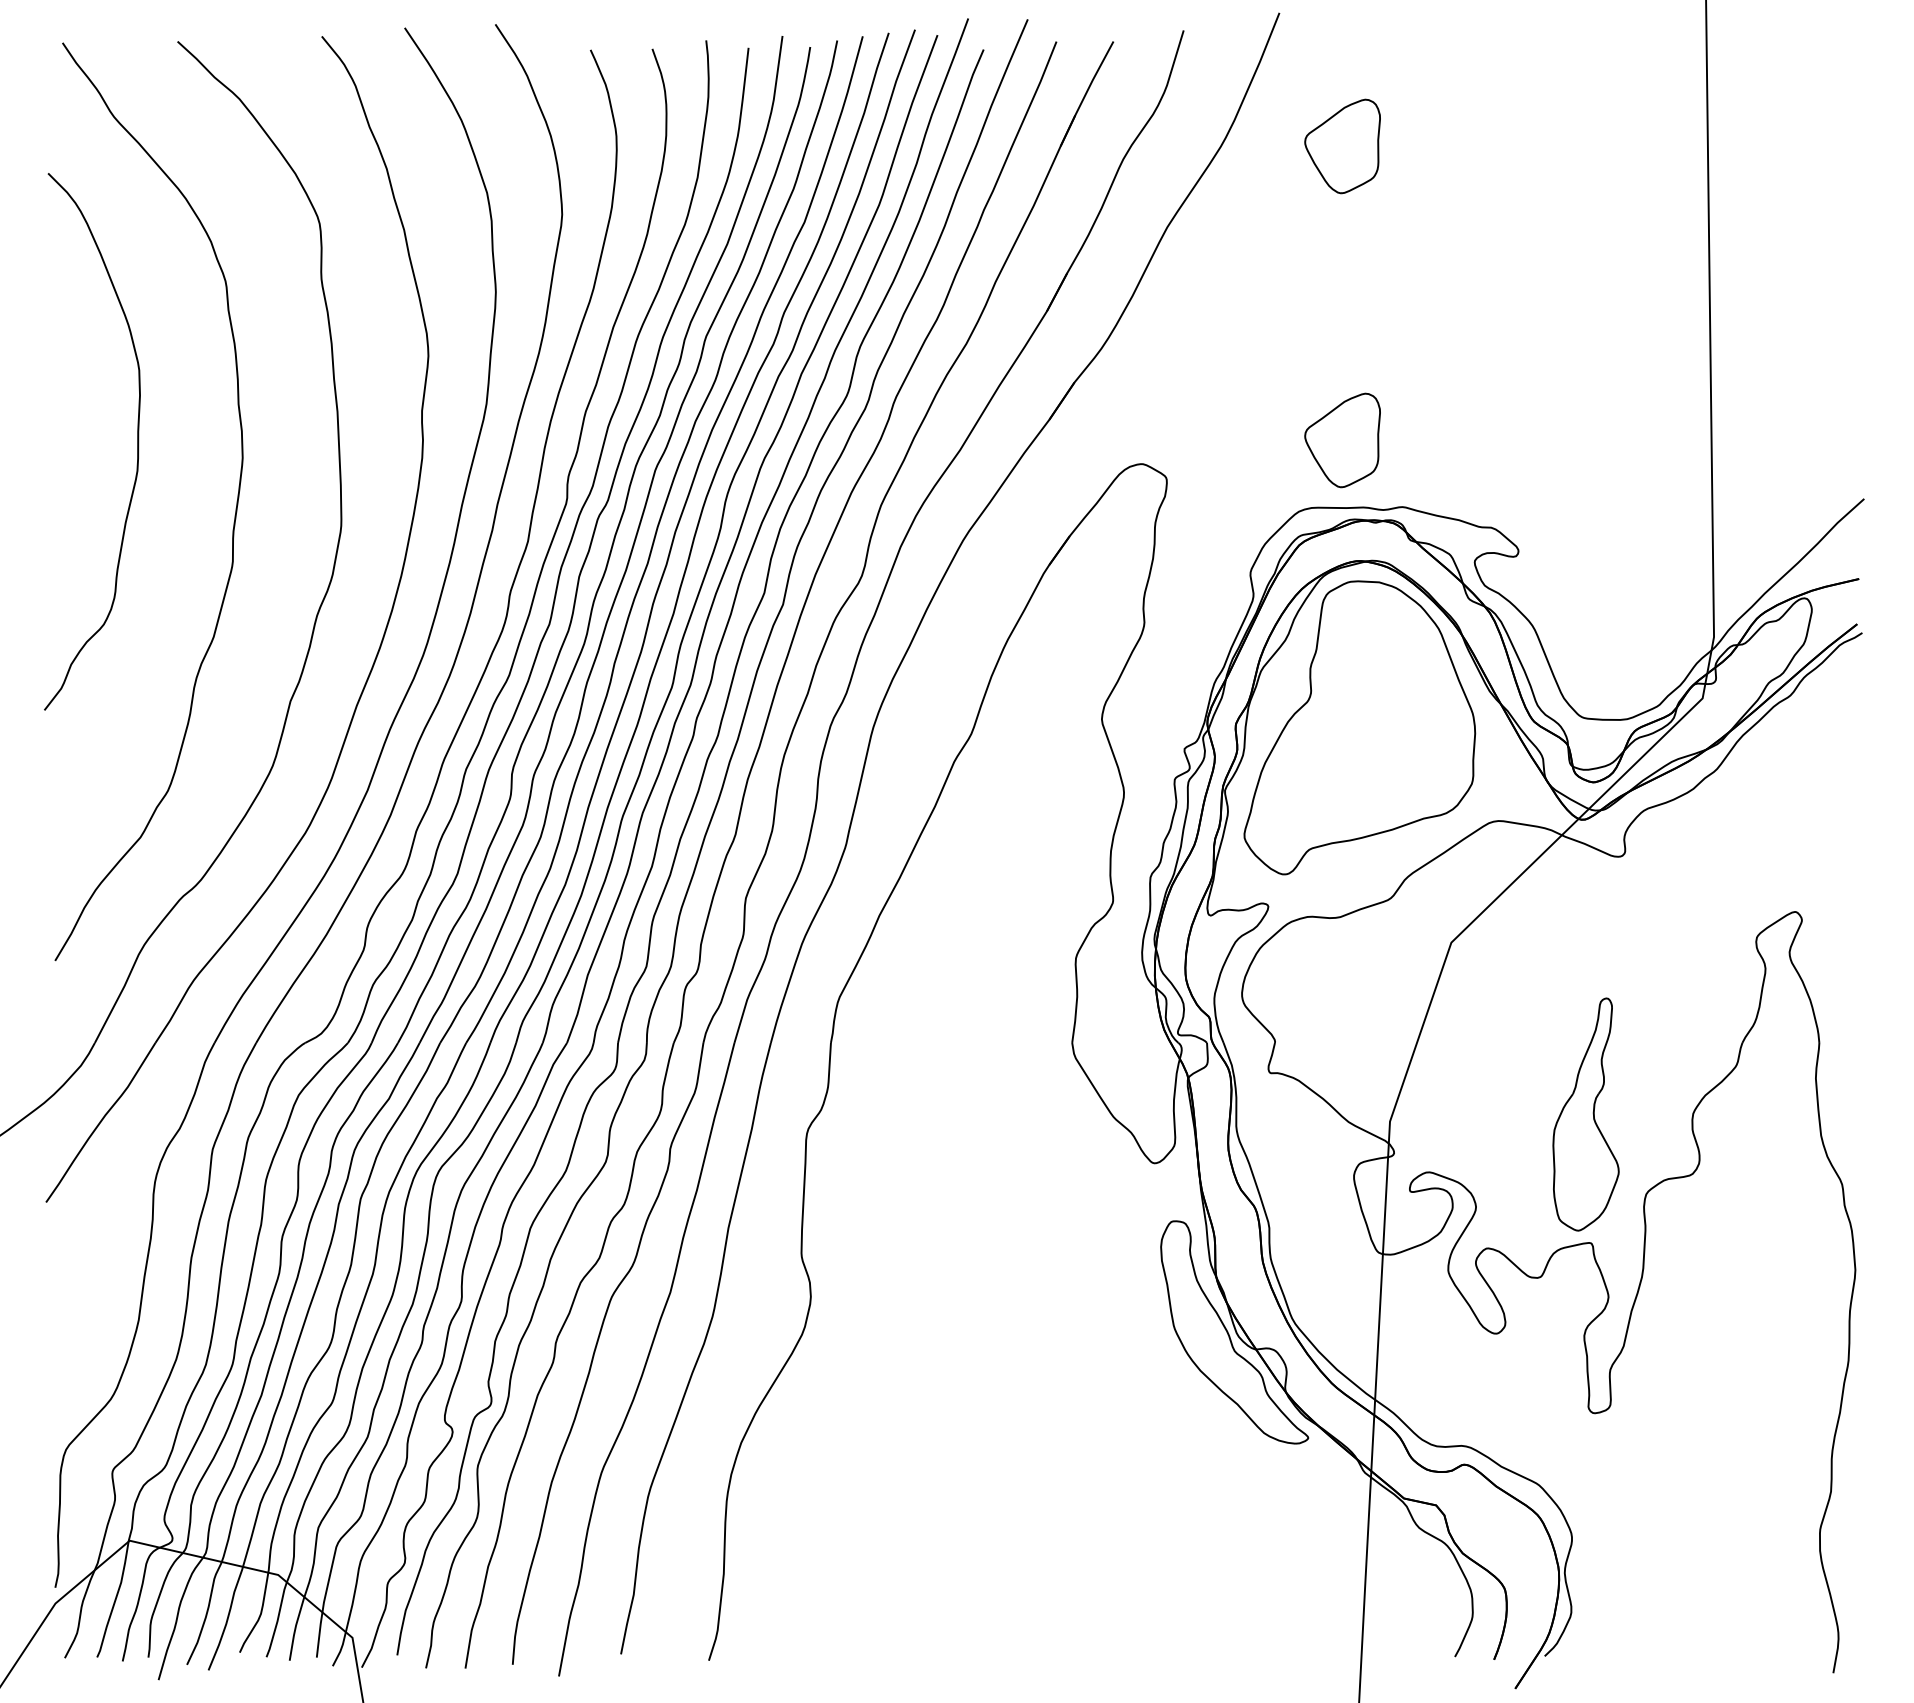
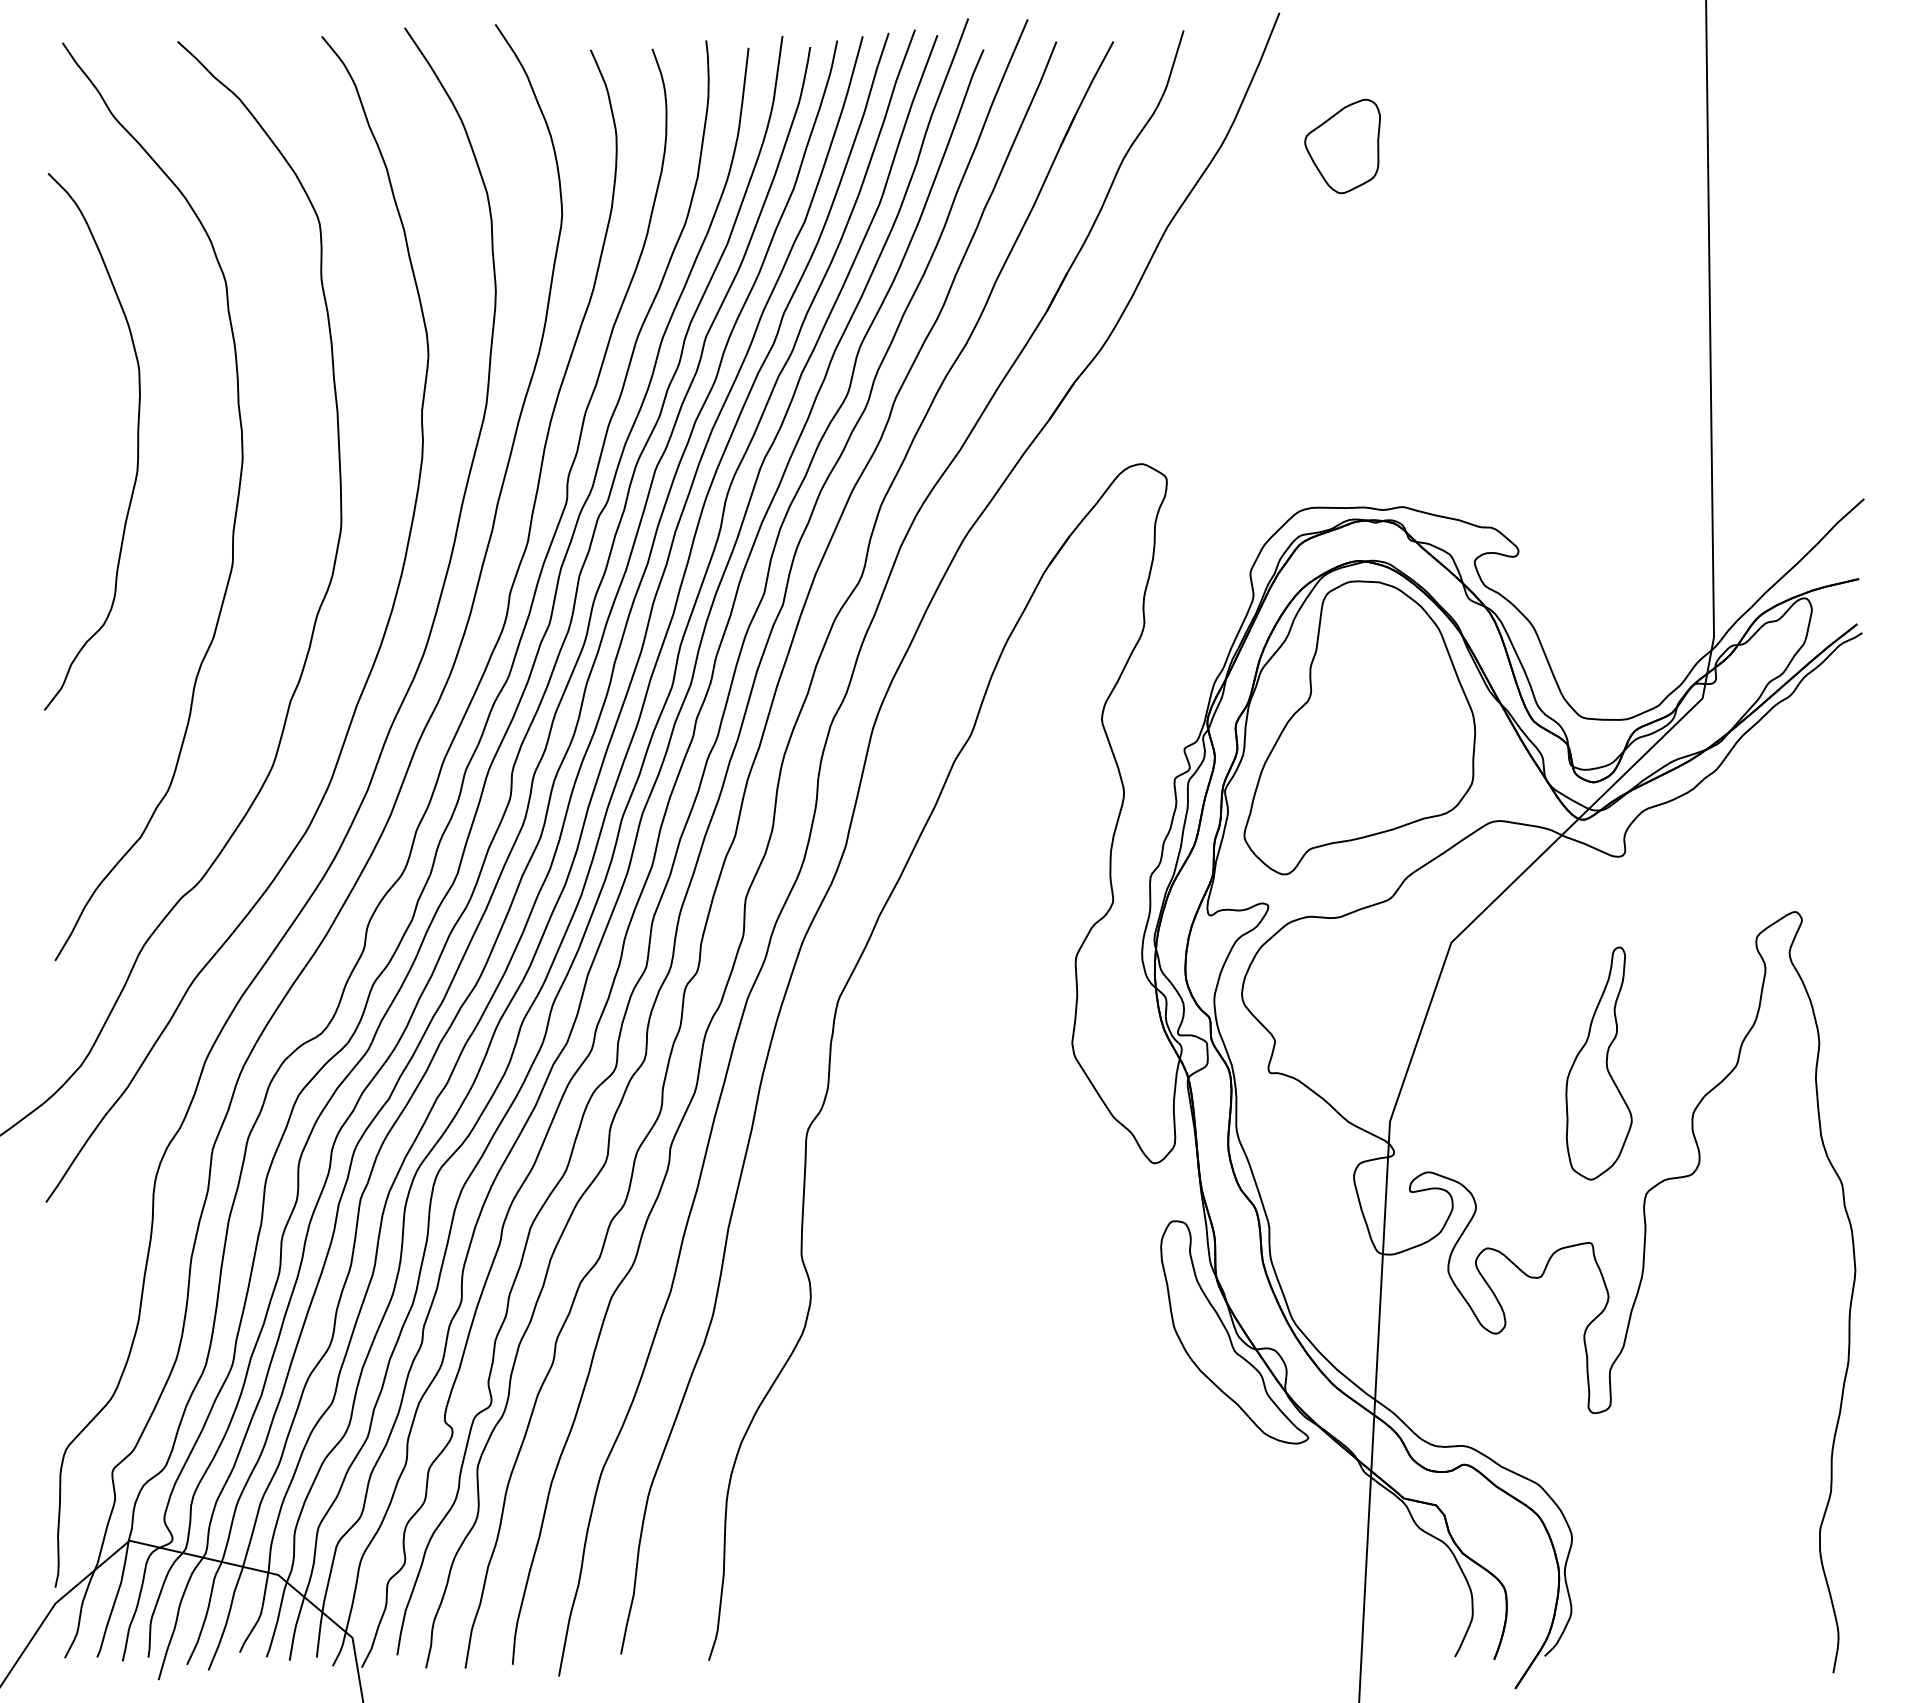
part: present -> none (1342, 440)
part position: (1585, 1114) -> (1598, 1063) (1598, 1063)
